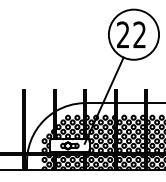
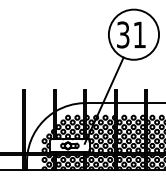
text: 22 -> 31 (131, 34)
